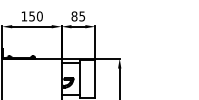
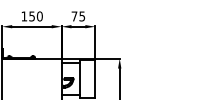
text: 85 -> 75 (74, 16)
